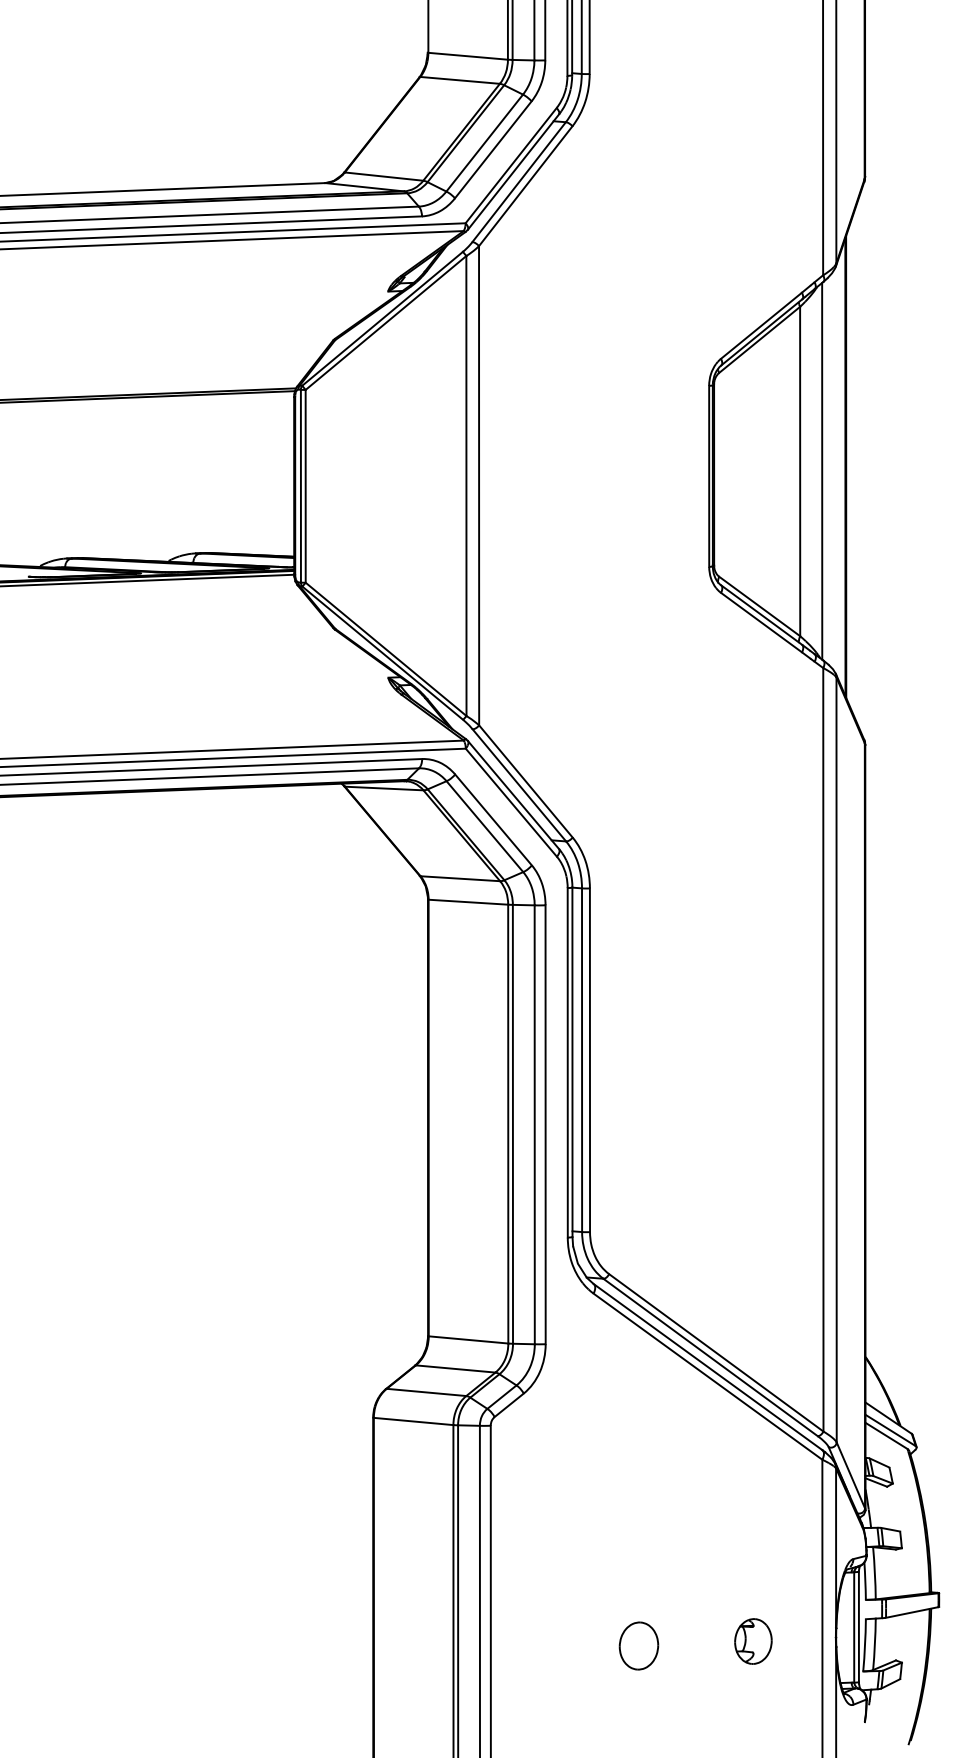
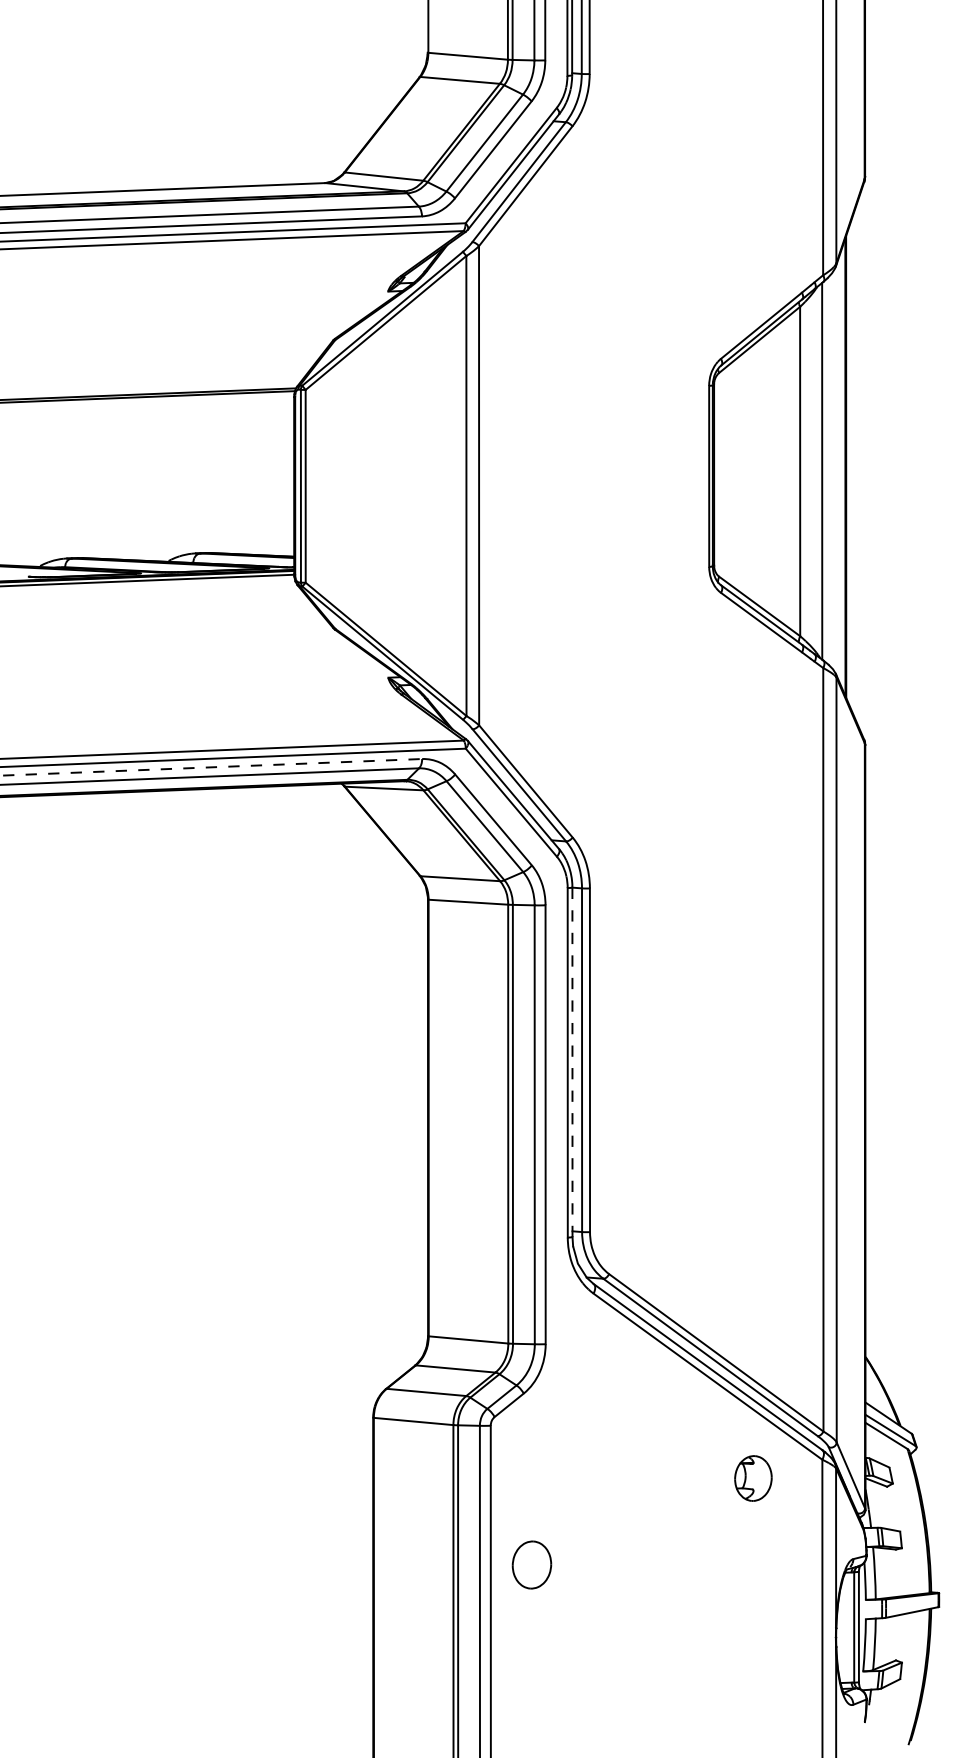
line: solid -> dashed (211, 767)
line: solid -> dashed (572, 1062)
part position: (753, 1641) -> (753, 1478) (753, 1478)
part position: (638, 1645) -> (531, 1564) (531, 1564)
